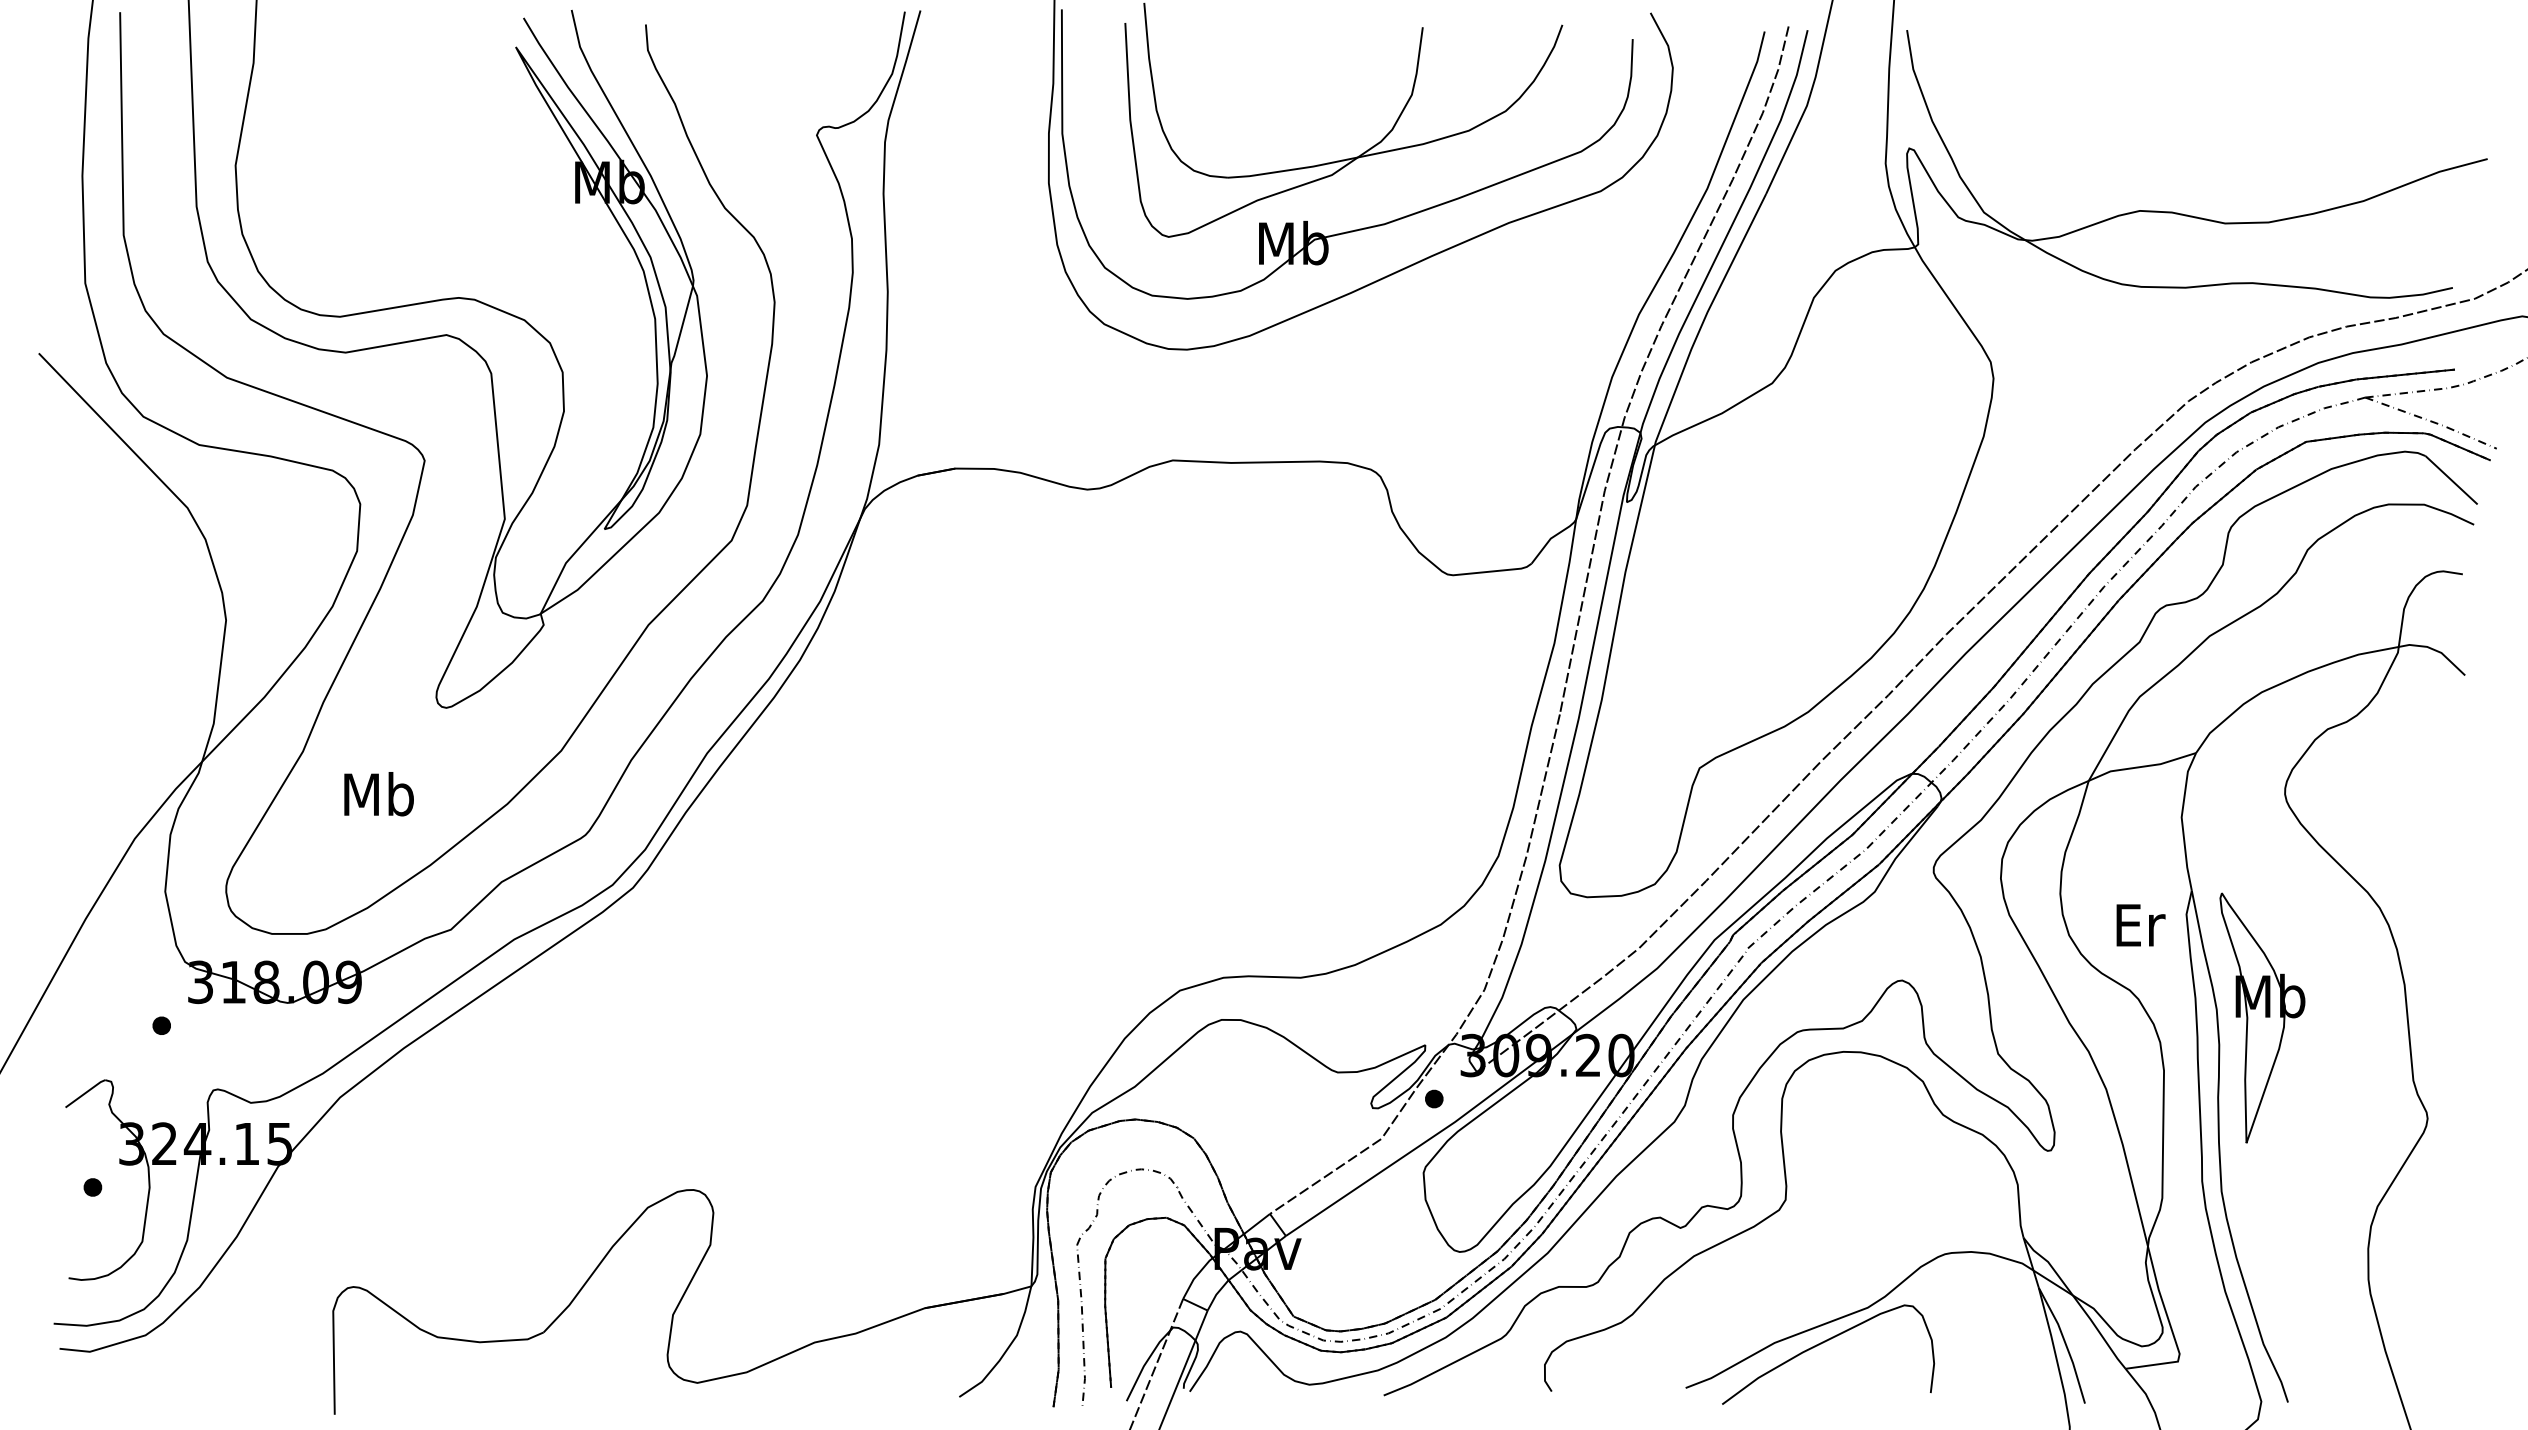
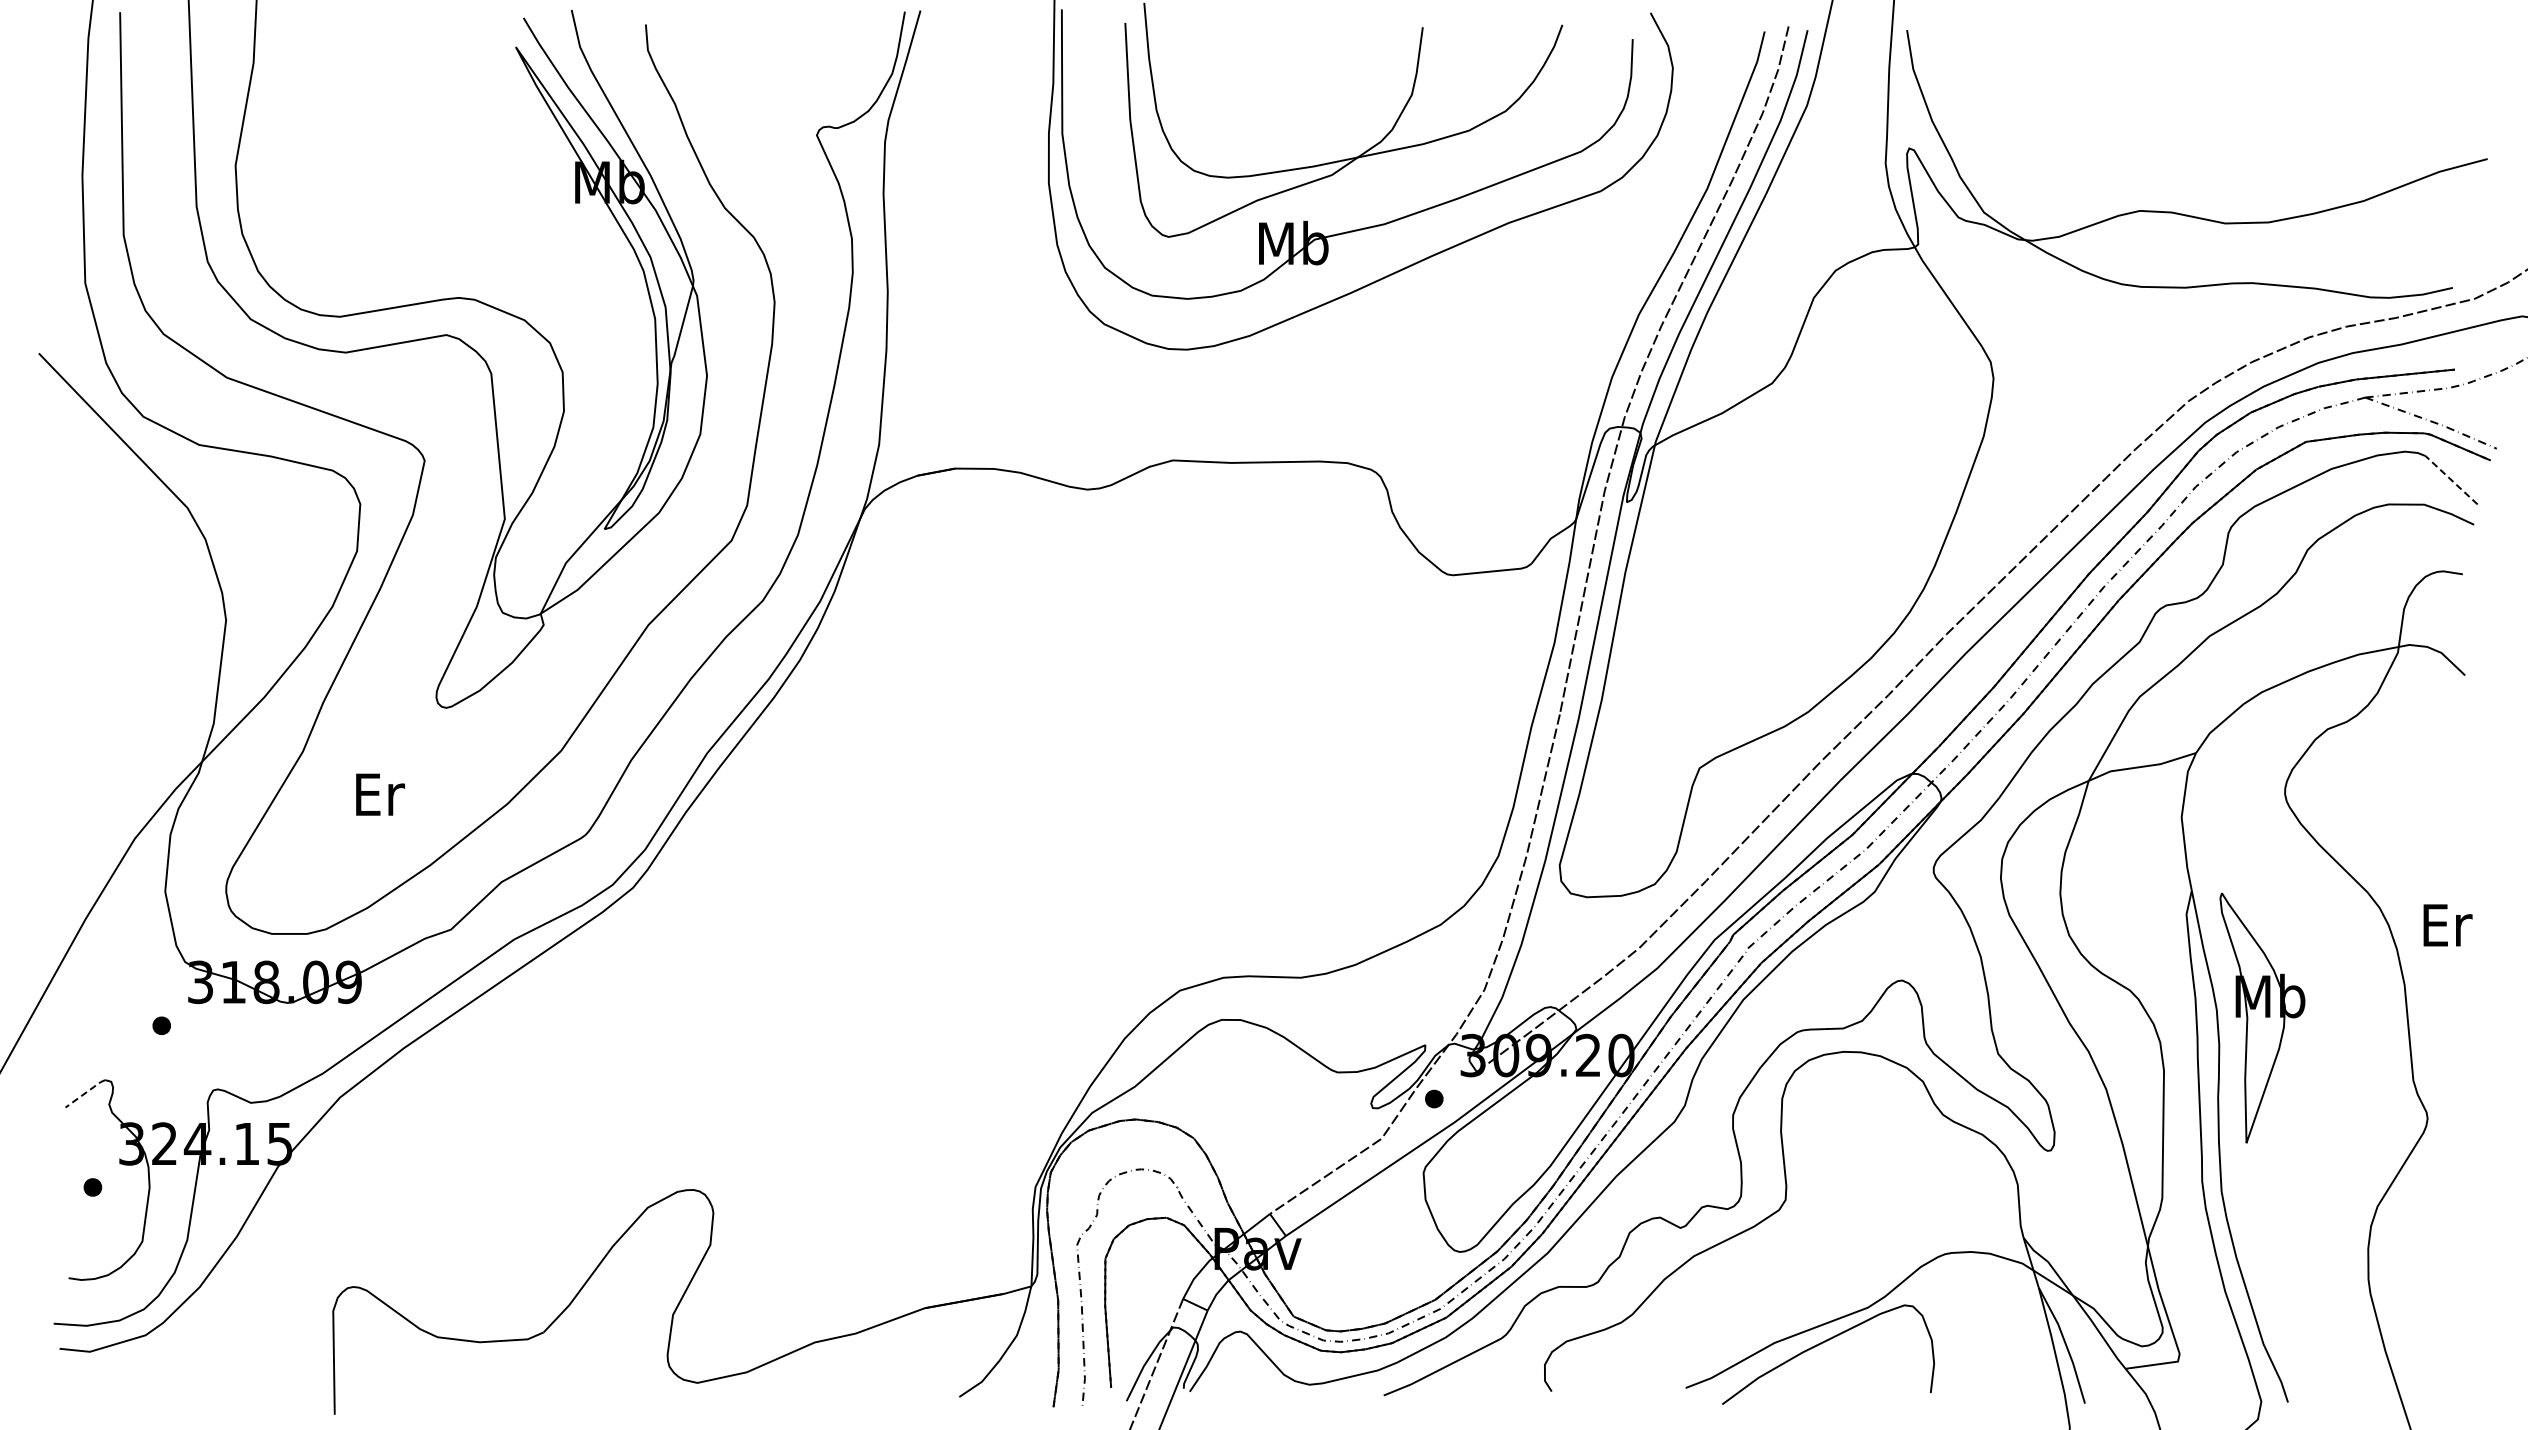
line: solid -> dashed (2451, 480)
text: Mb -> Er (378, 794)
text position: (2140, 925) -> (2447, 925) (2447, 925)
line: solid -> dashed (85, 1093)
